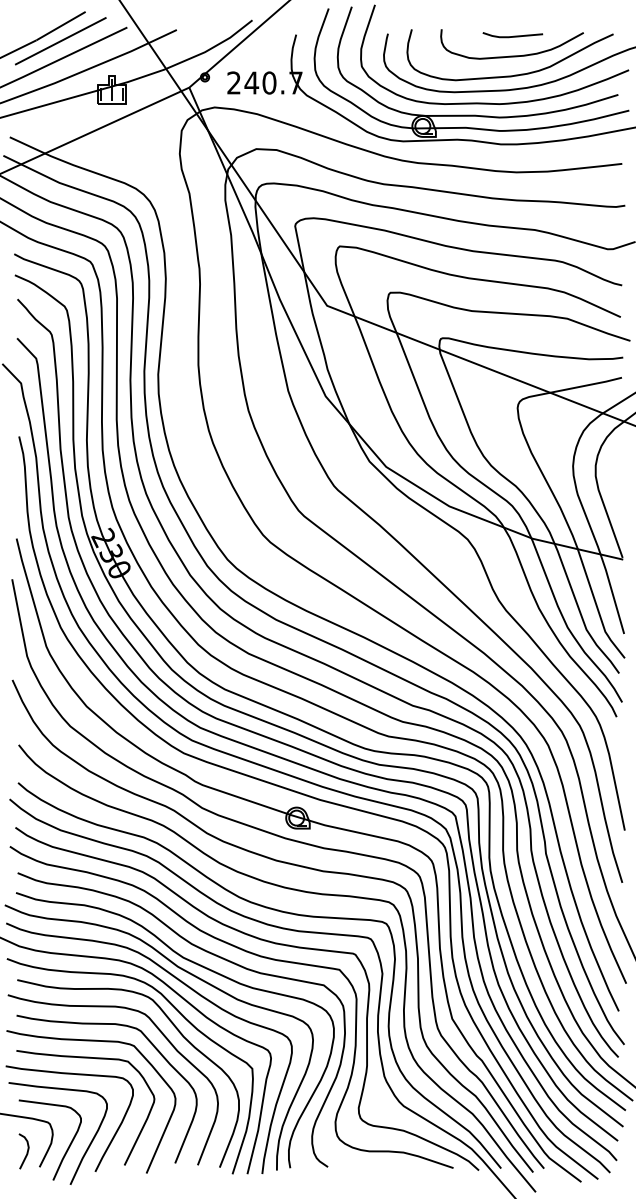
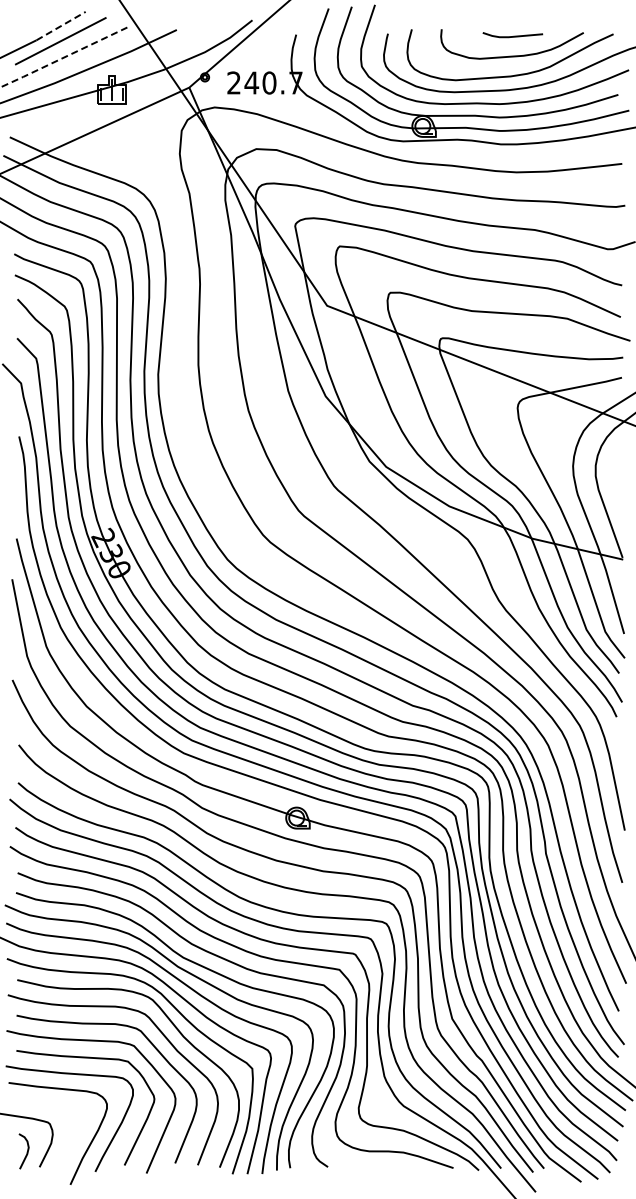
line: solid -> dashed (61, 25)
line: solid -> dashed (63, 57)
curve: present -> none (66, 1149)
